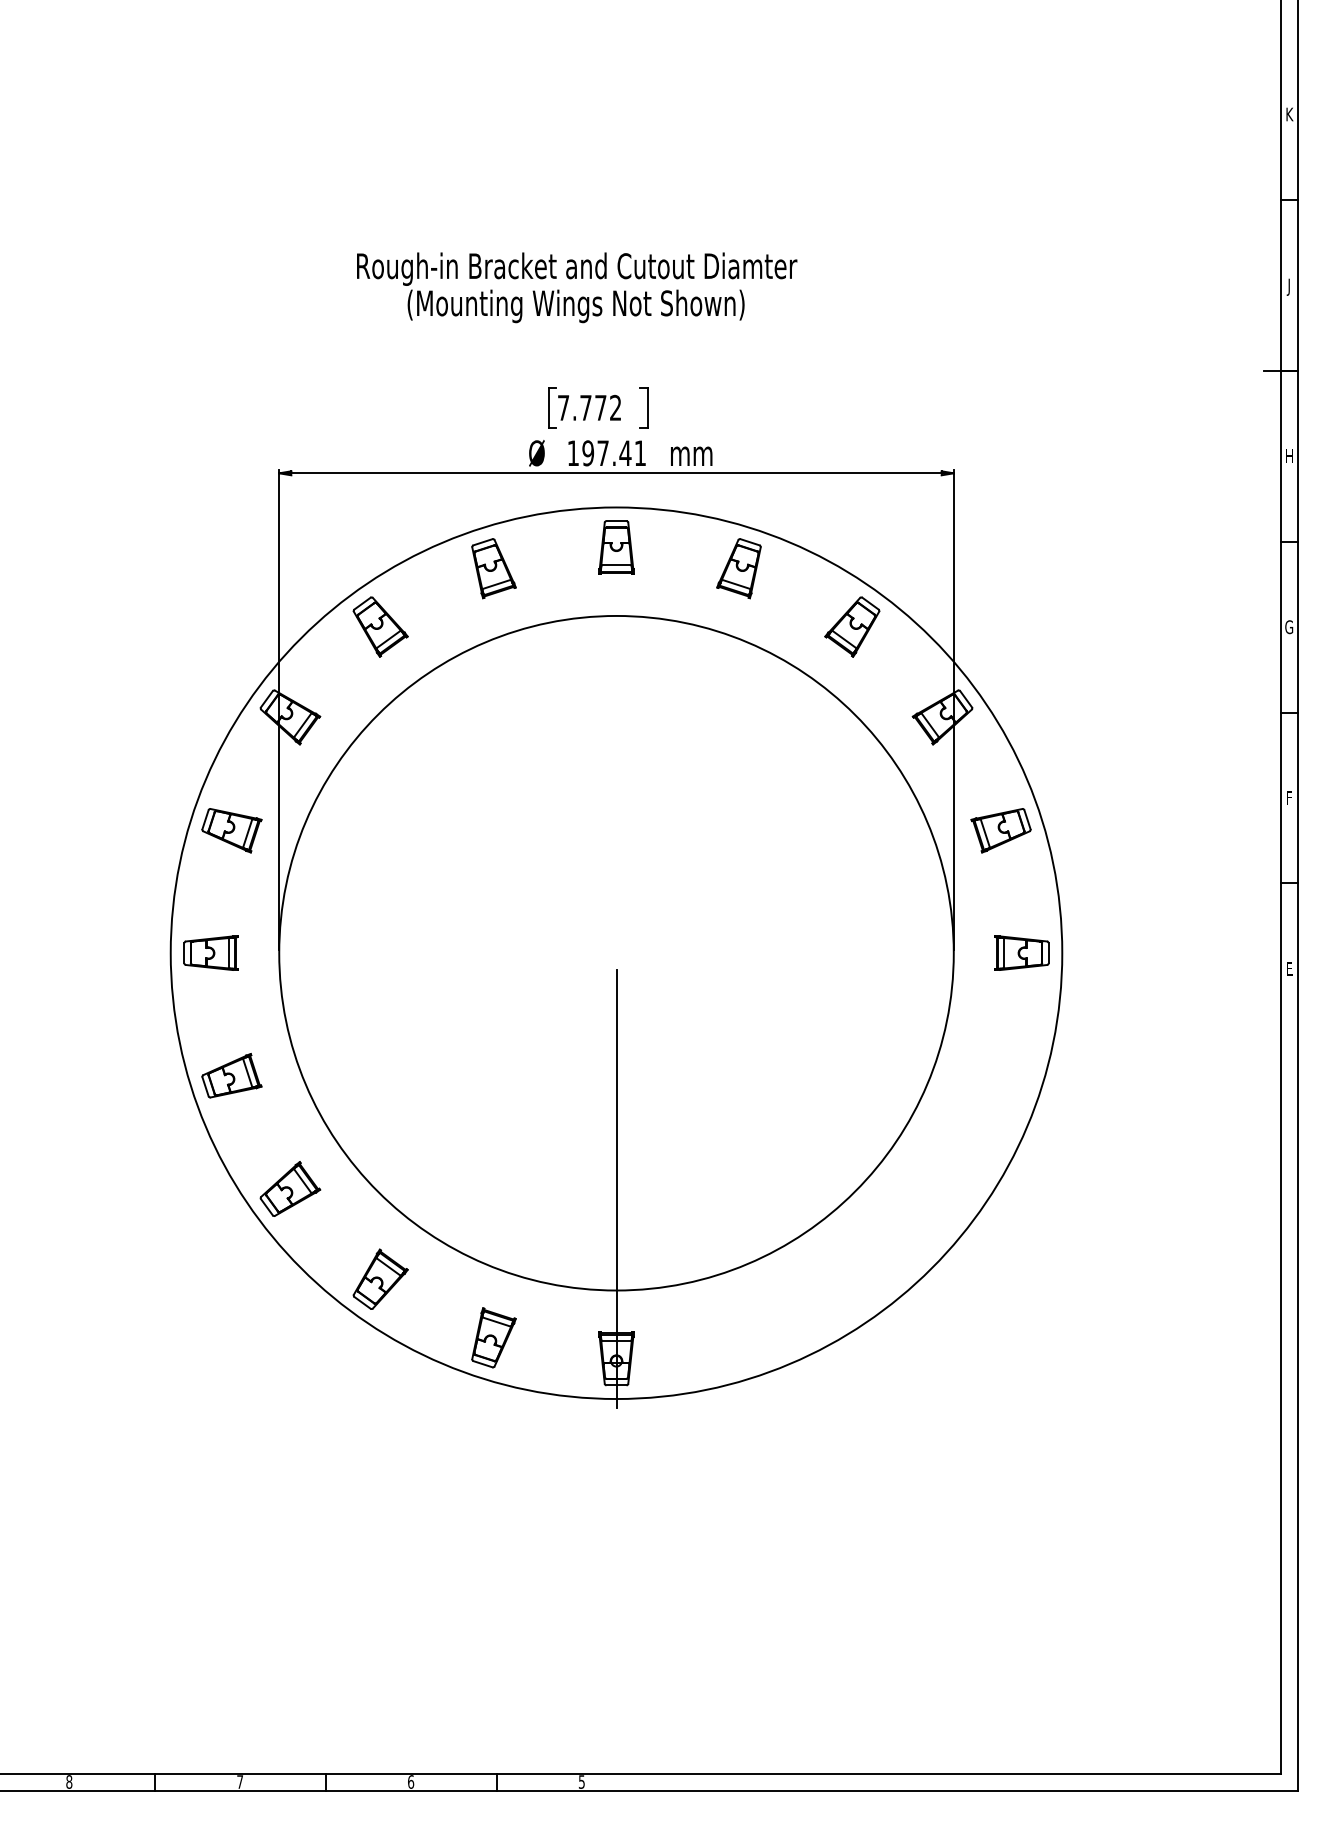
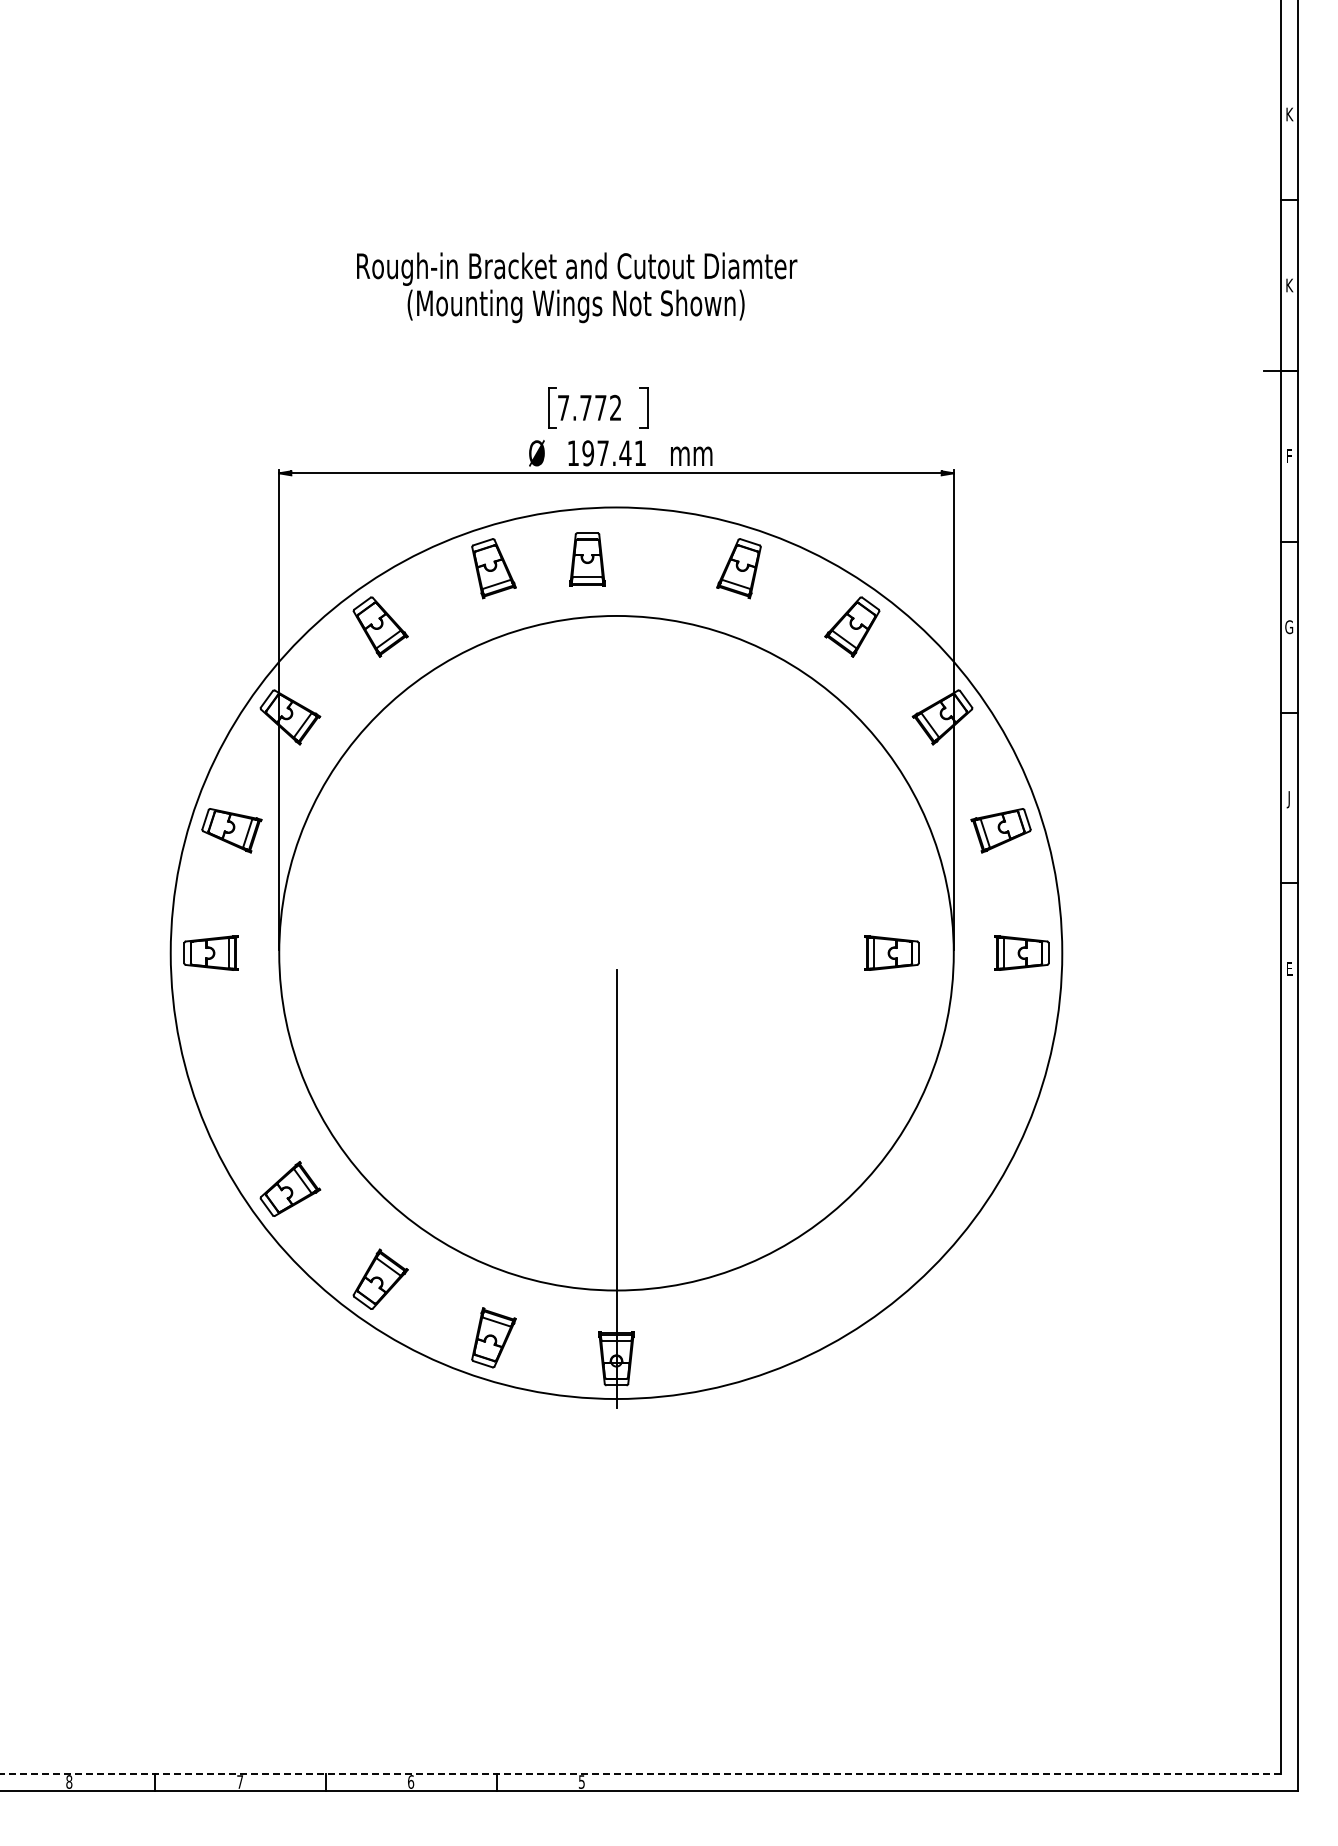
text: J -> K (1289, 286)
text: H -> F (1289, 455)
part position: (616, 547) -> (587, 559) (587, 559)
text: F -> J (1288, 799)
part: none -> present (891, 952)
part: present -> none (231, 1075)
line: solid -> dashed (639, 1773)
